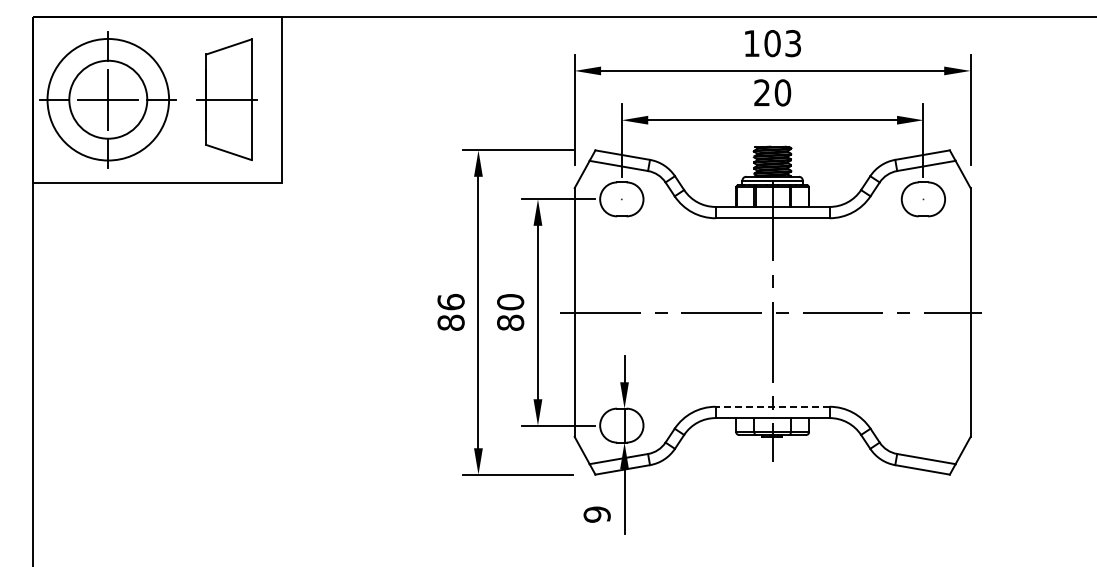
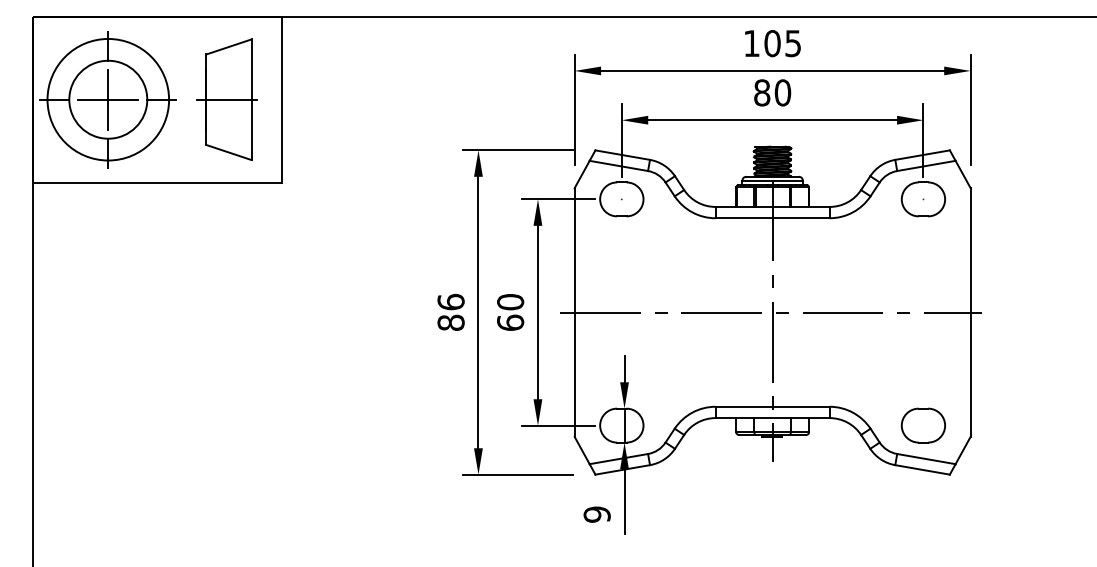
text: 103 -> 105 (793, 43)
text: 20 -> 80 (762, 92)
text: 80 -> 60 (510, 322)
line: dashed -> solid (772, 406)
part: none -> present (922, 425)
